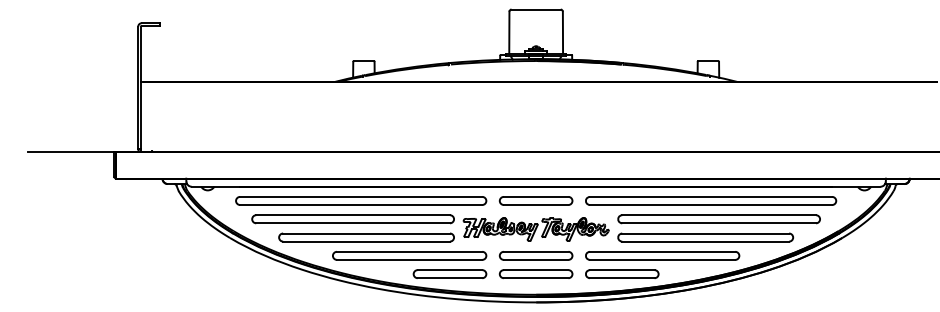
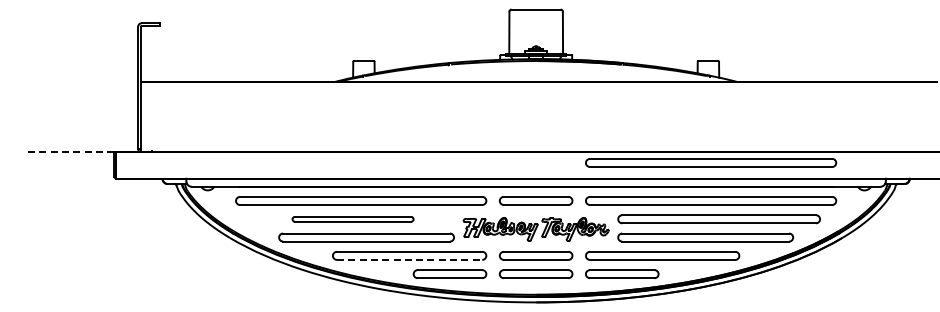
line: solid -> dashed (70, 151)
part: none -> present (711, 162)
part size: 204x11 px -> 124x7 px (352, 219)
line: solid -> dashed (409, 259)
